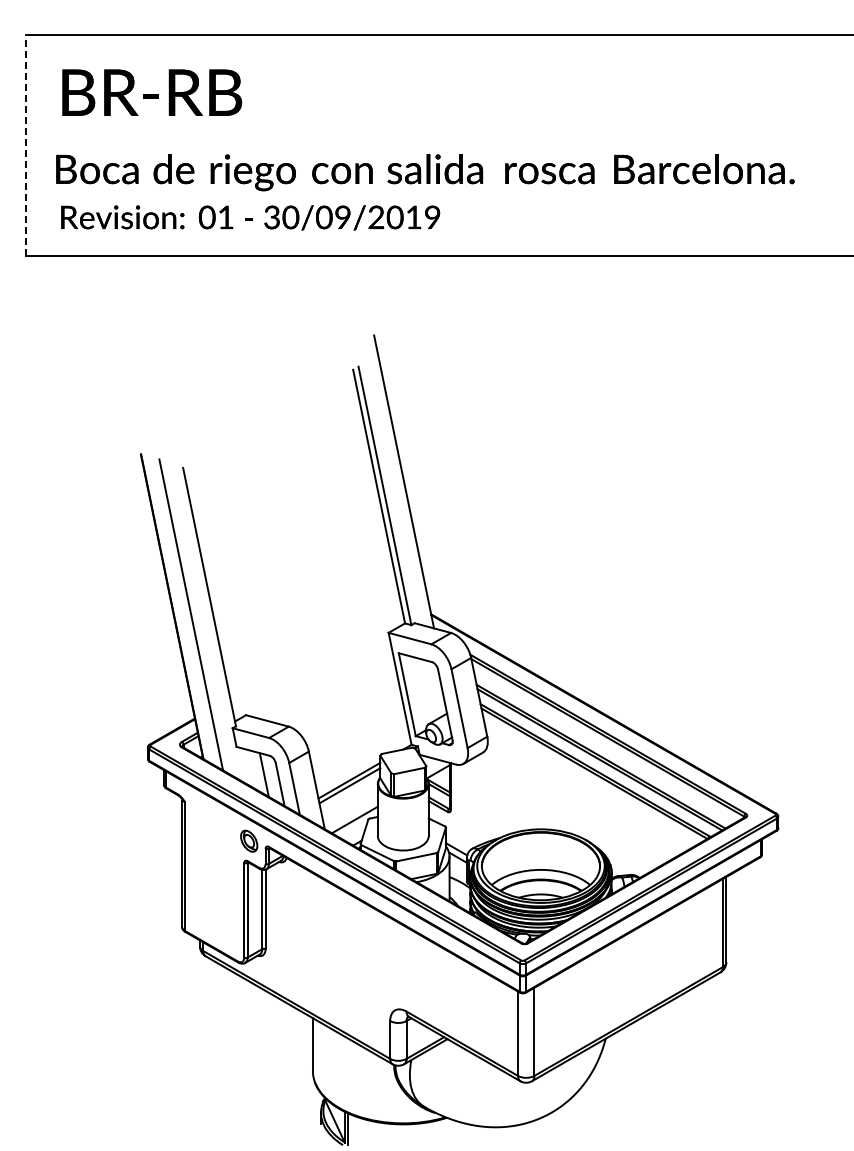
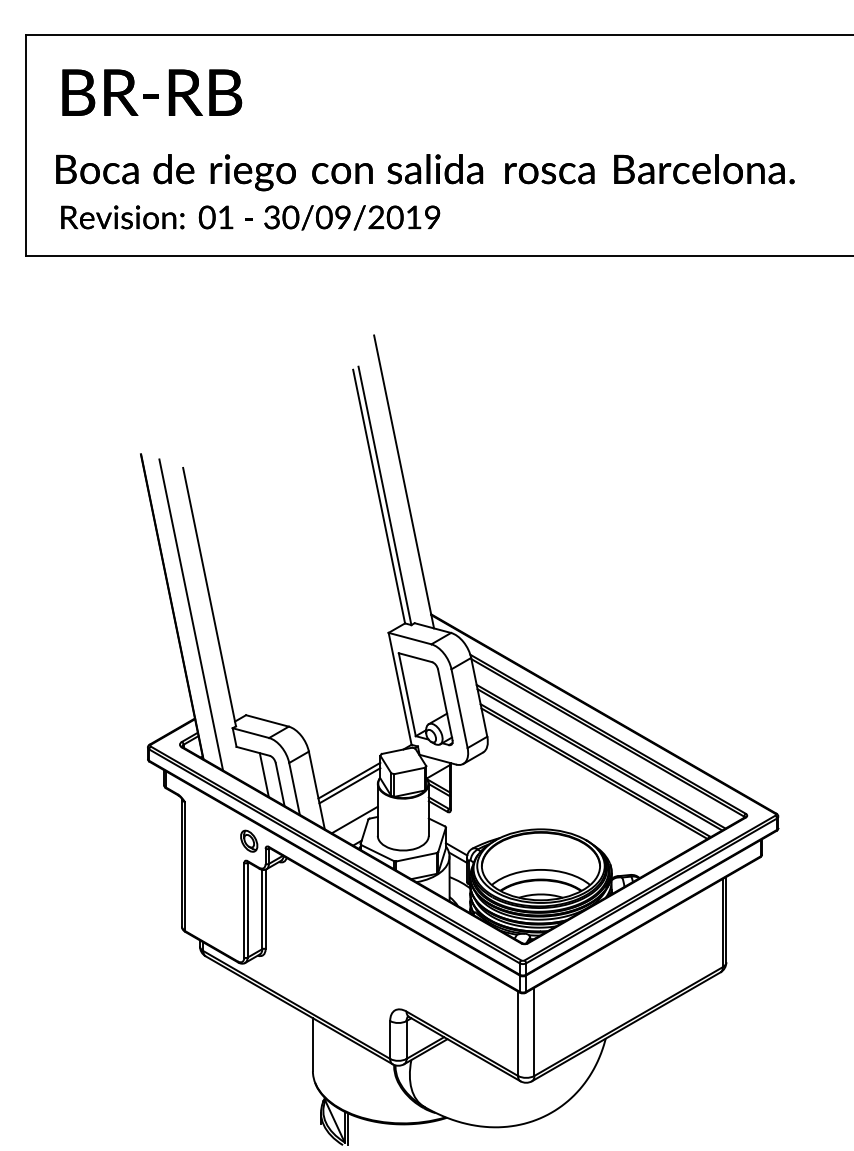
line: dashed -> solid (25, 145)
